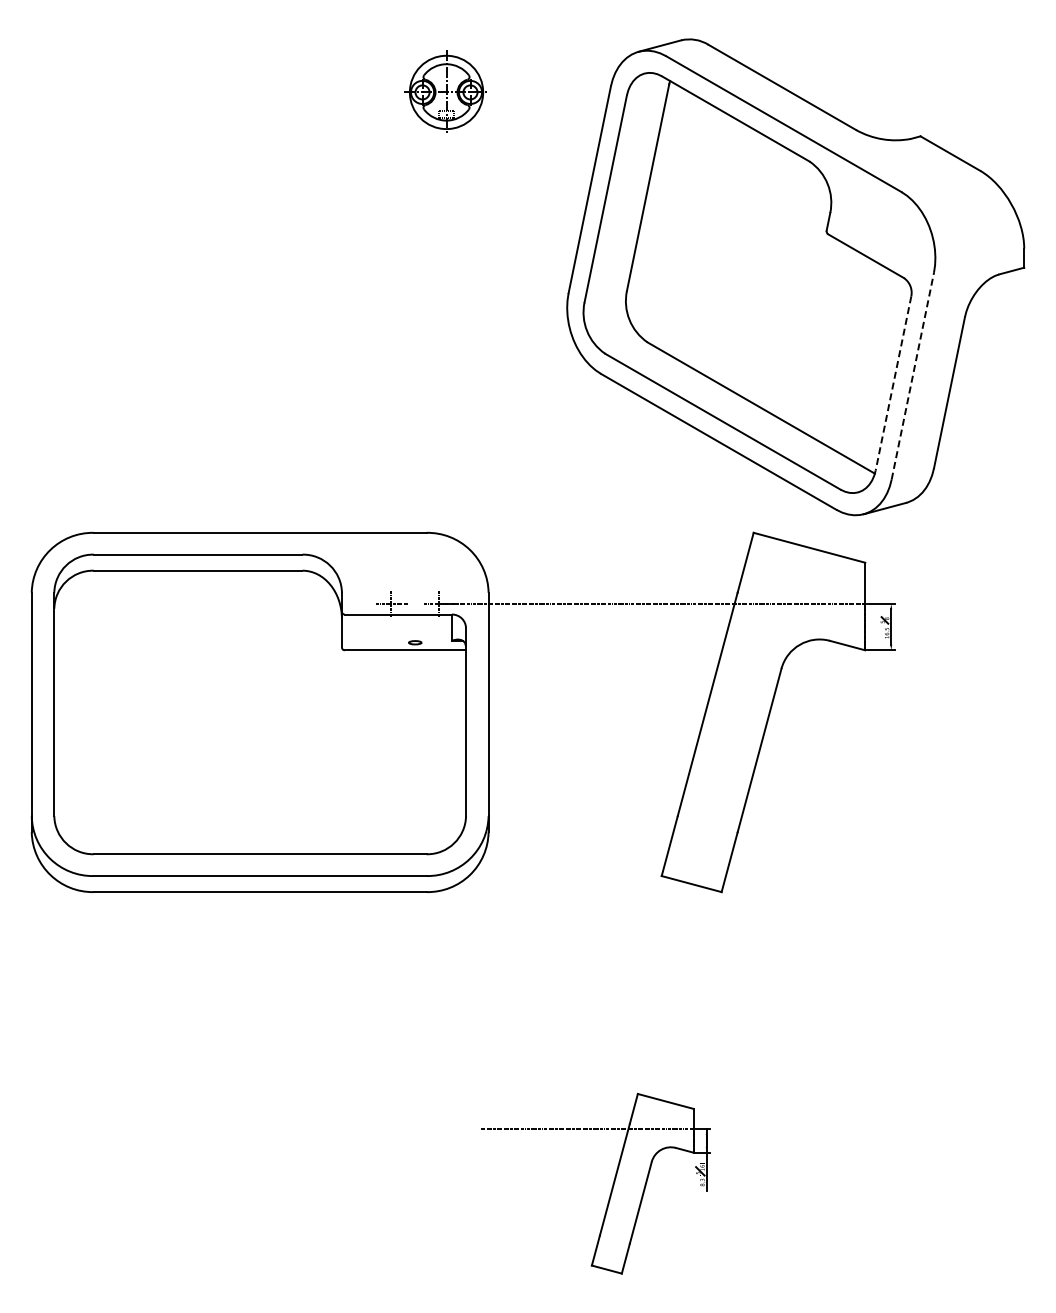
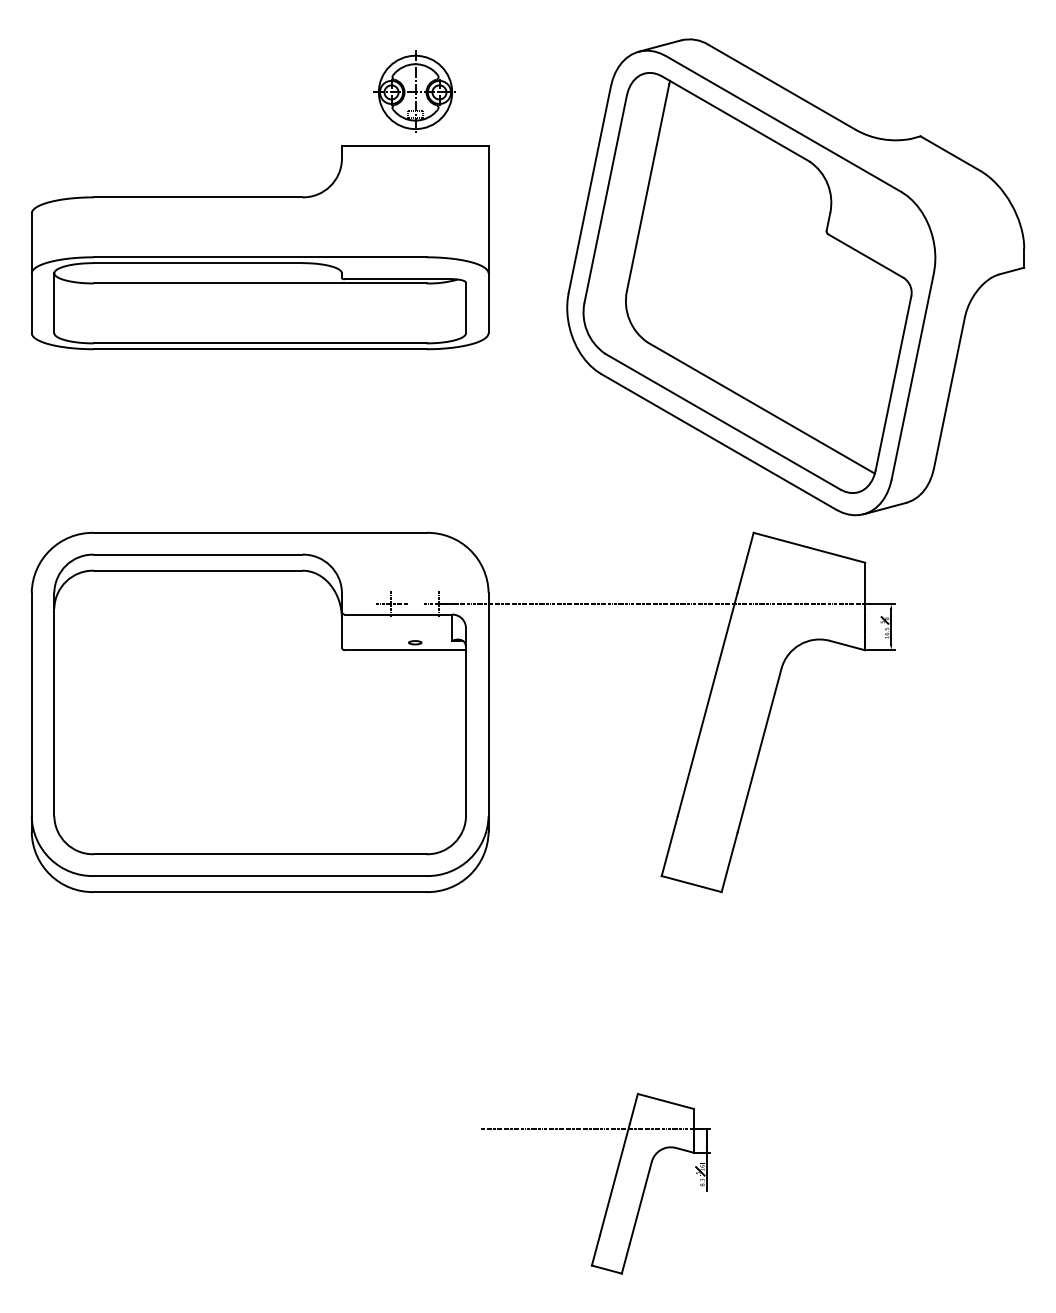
part position: (445, 91) -> (414, 91) (414, 91)
part: none -> present (260, 247)
line: dashed -> solid (912, 376)
line: dashed -> solid (893, 383)
